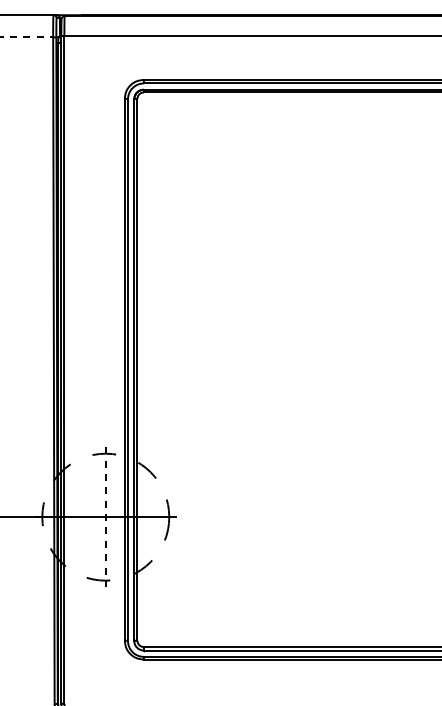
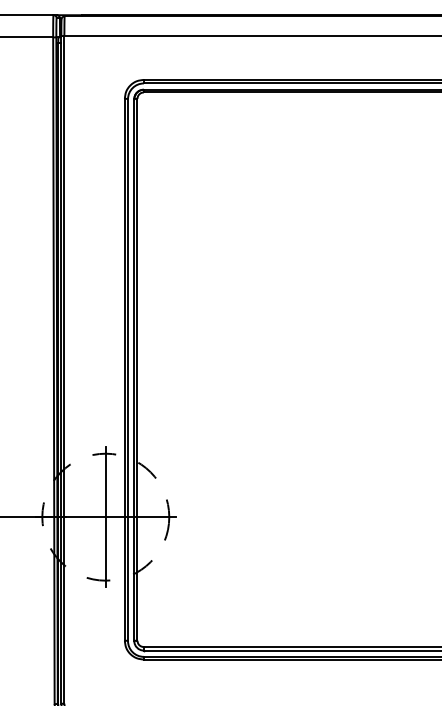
line: dashed -> solid (27, 37)
line: dashed -> solid (105, 517)
